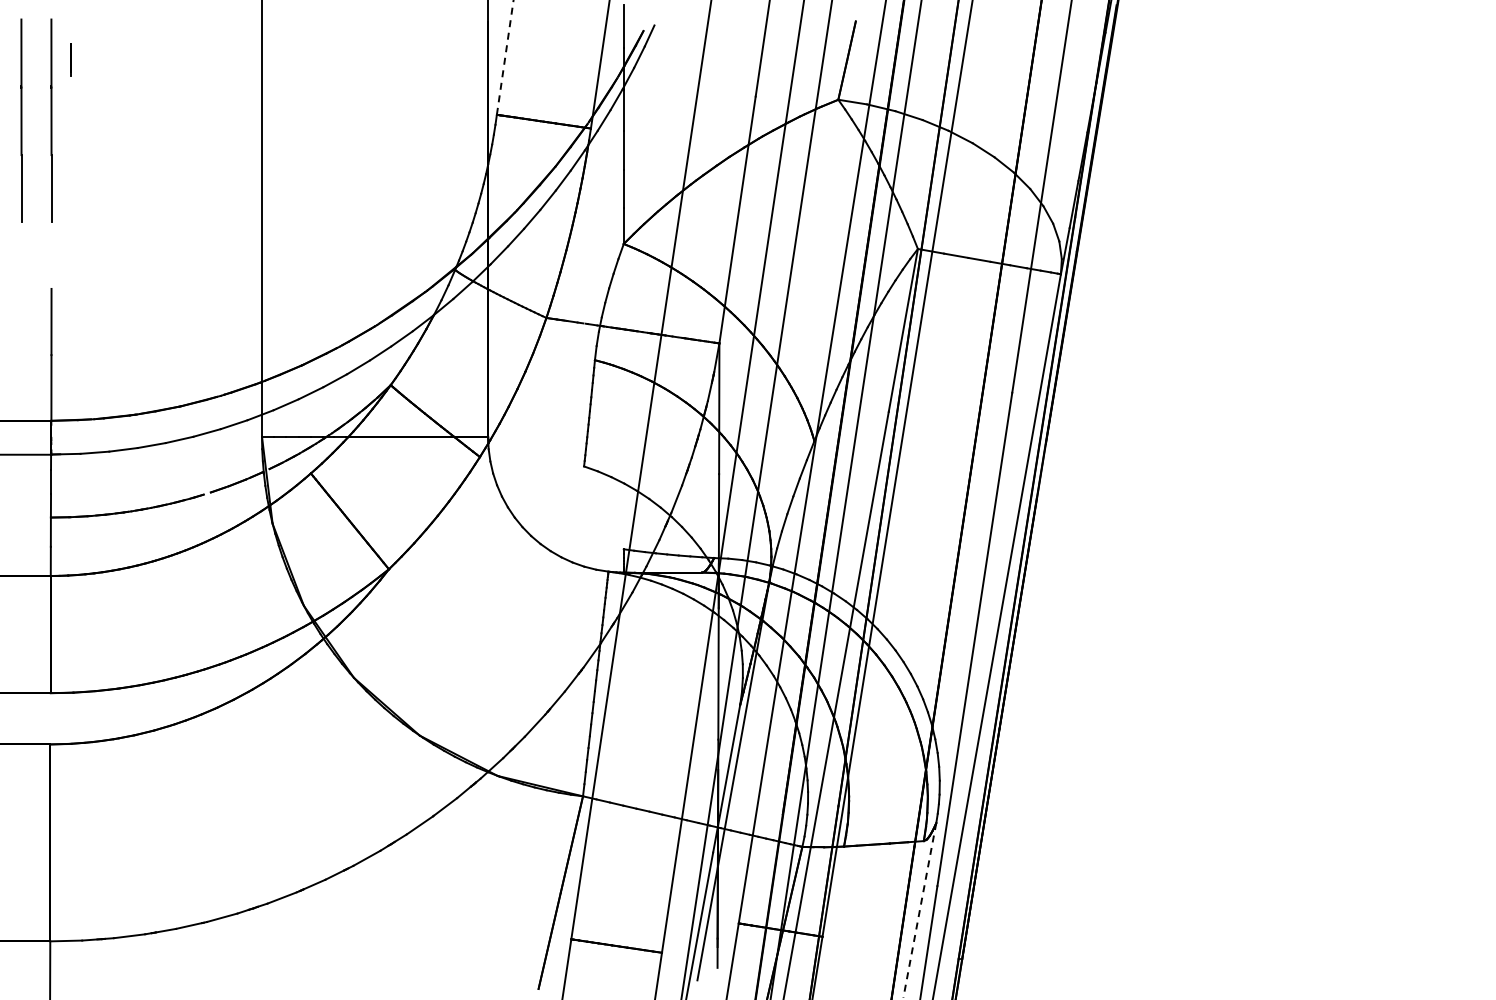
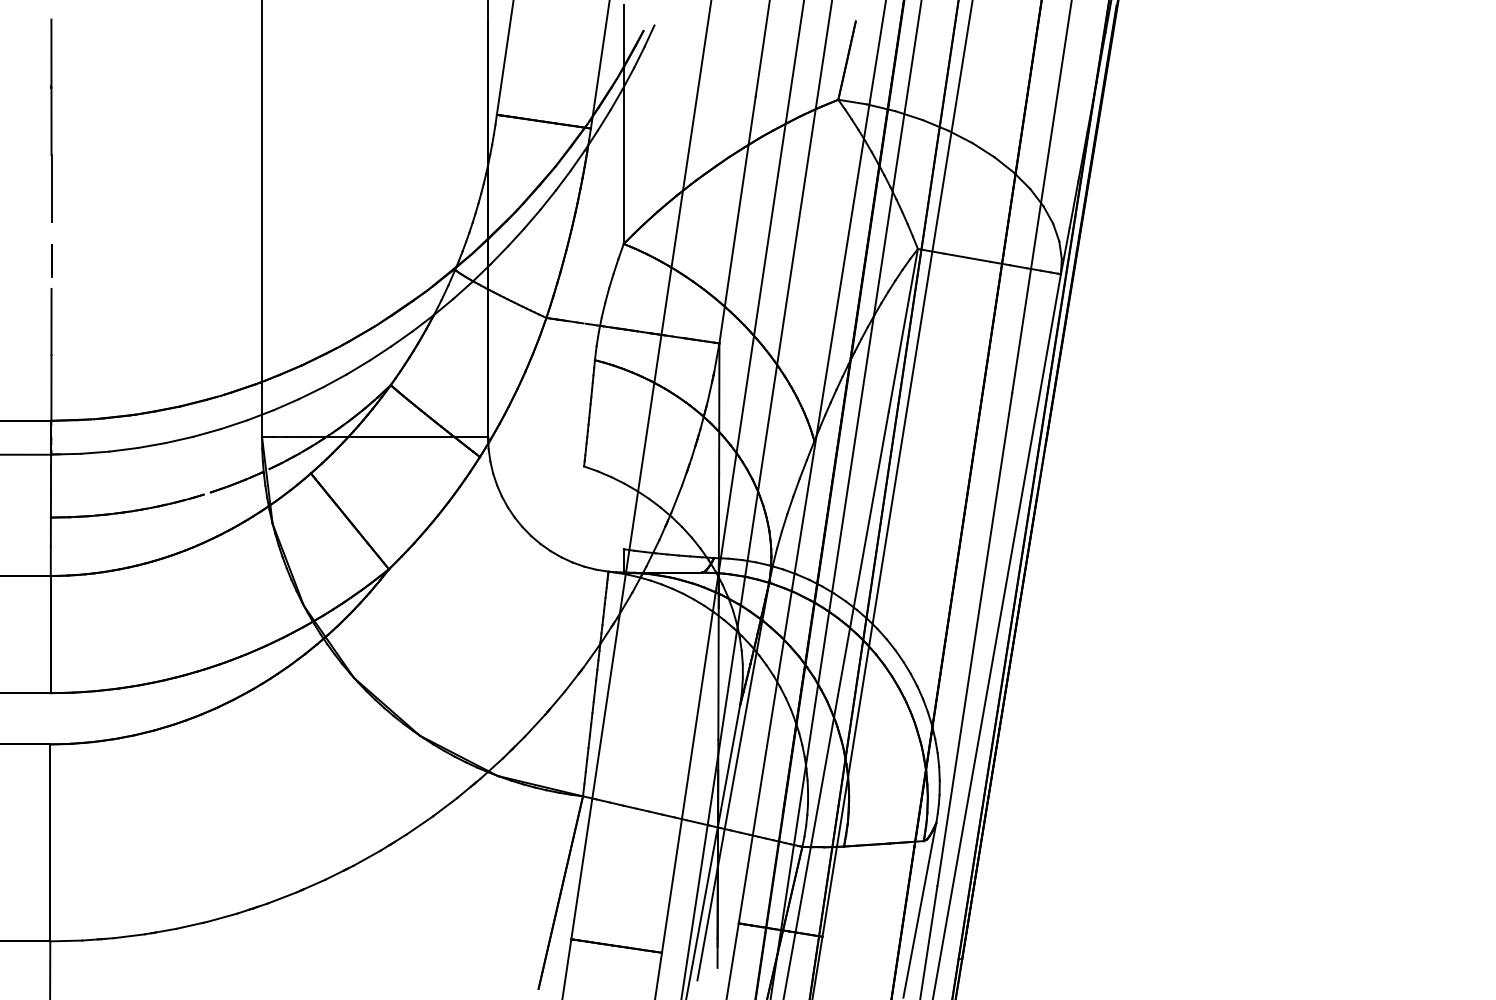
line: dashed -> solid (505, 57)
line position: (70, 59) -> (51, 260) (51, 260)
line: present -> none (21, 120)
line: dashed -> solid (919, 910)
